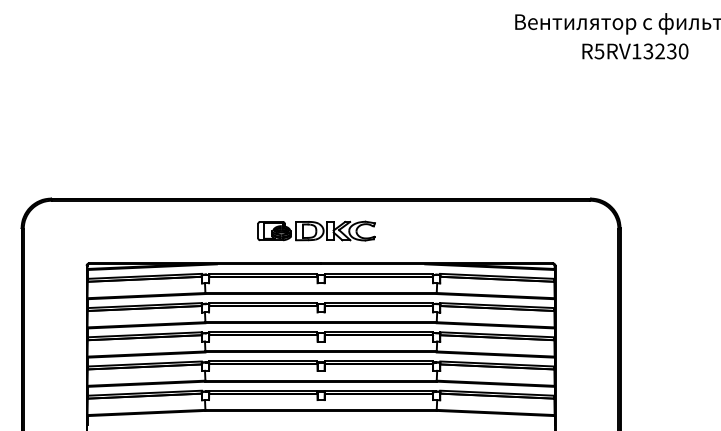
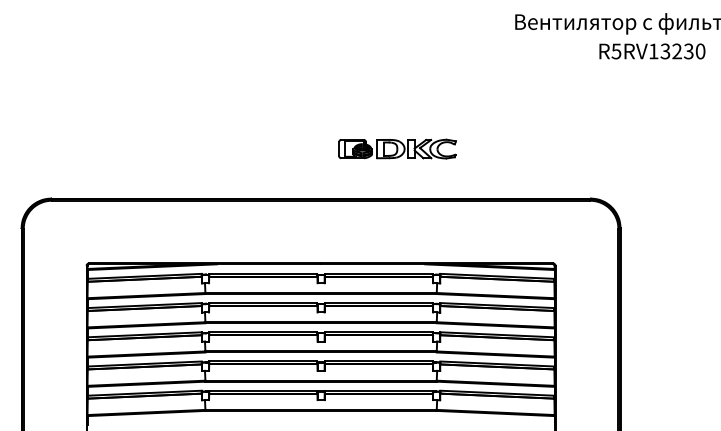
text position: (635, 51) -> (652, 51) (652, 51)
part position: (316, 230) -> (397, 148) (397, 148)
